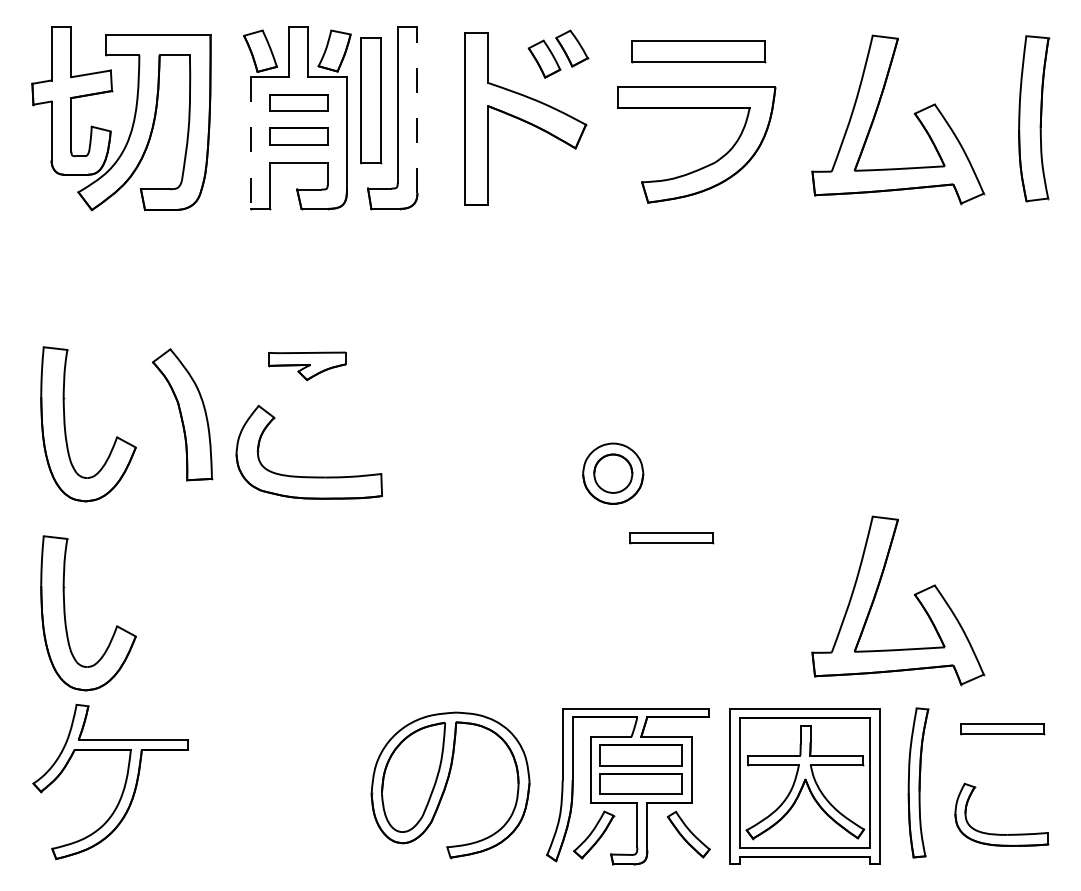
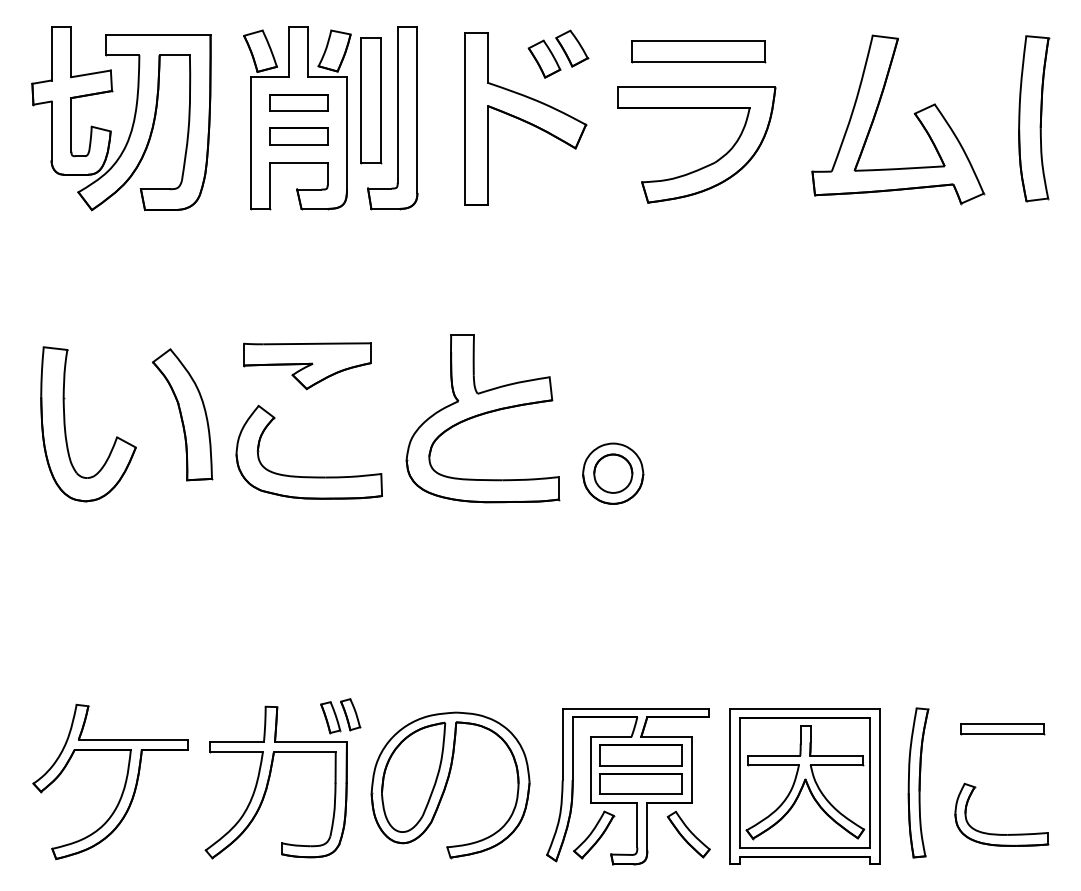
line: dashed -> solid (417, 109)
line: dashed -> solid (250, 142)
part size: 79x31 px -> 129x49 px (307, 366)
part: none -> present (482, 418)
part: present -> none (671, 538)
part: present -> none (913, 594)
part: present -> none (65, 613)
part: none -> present (270, 777)
